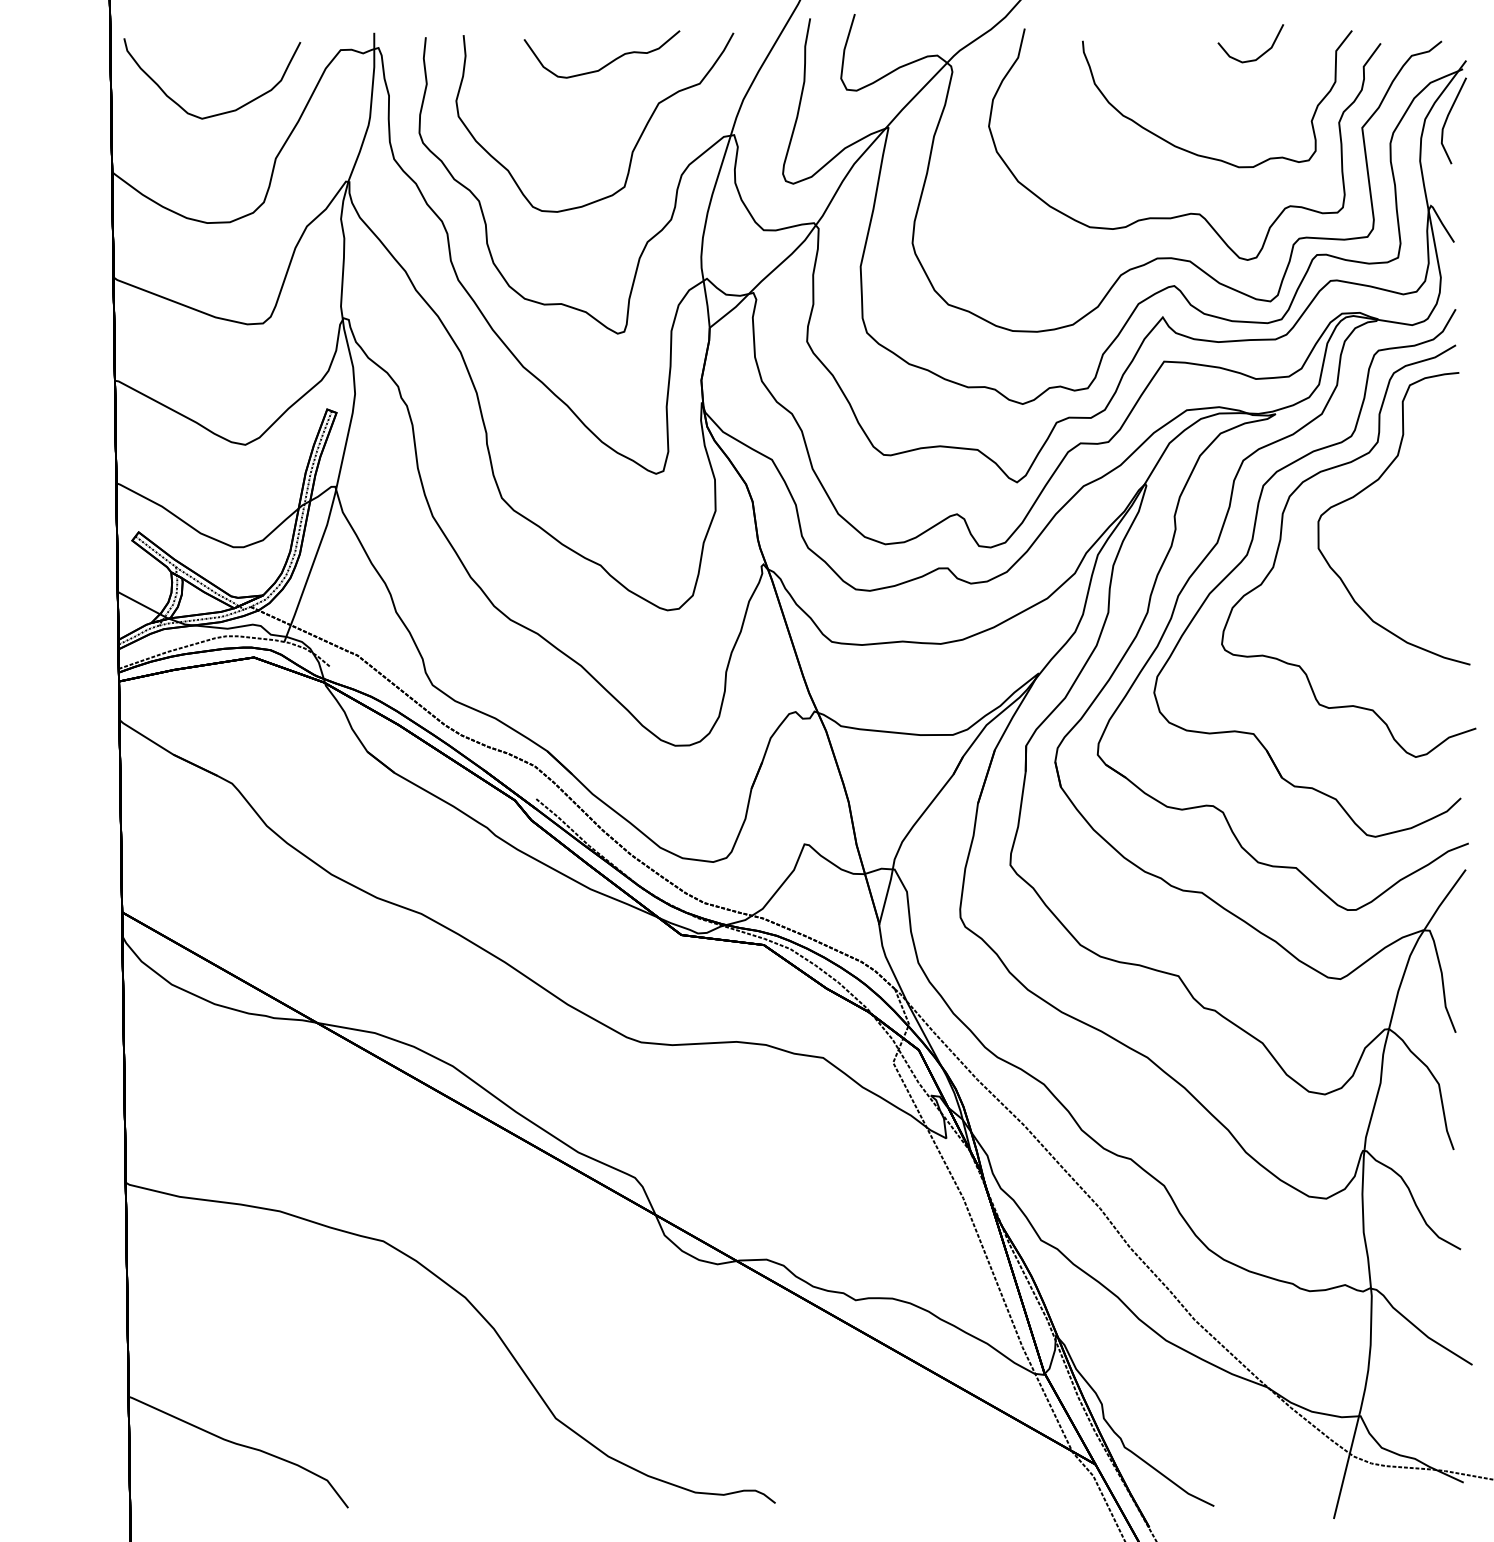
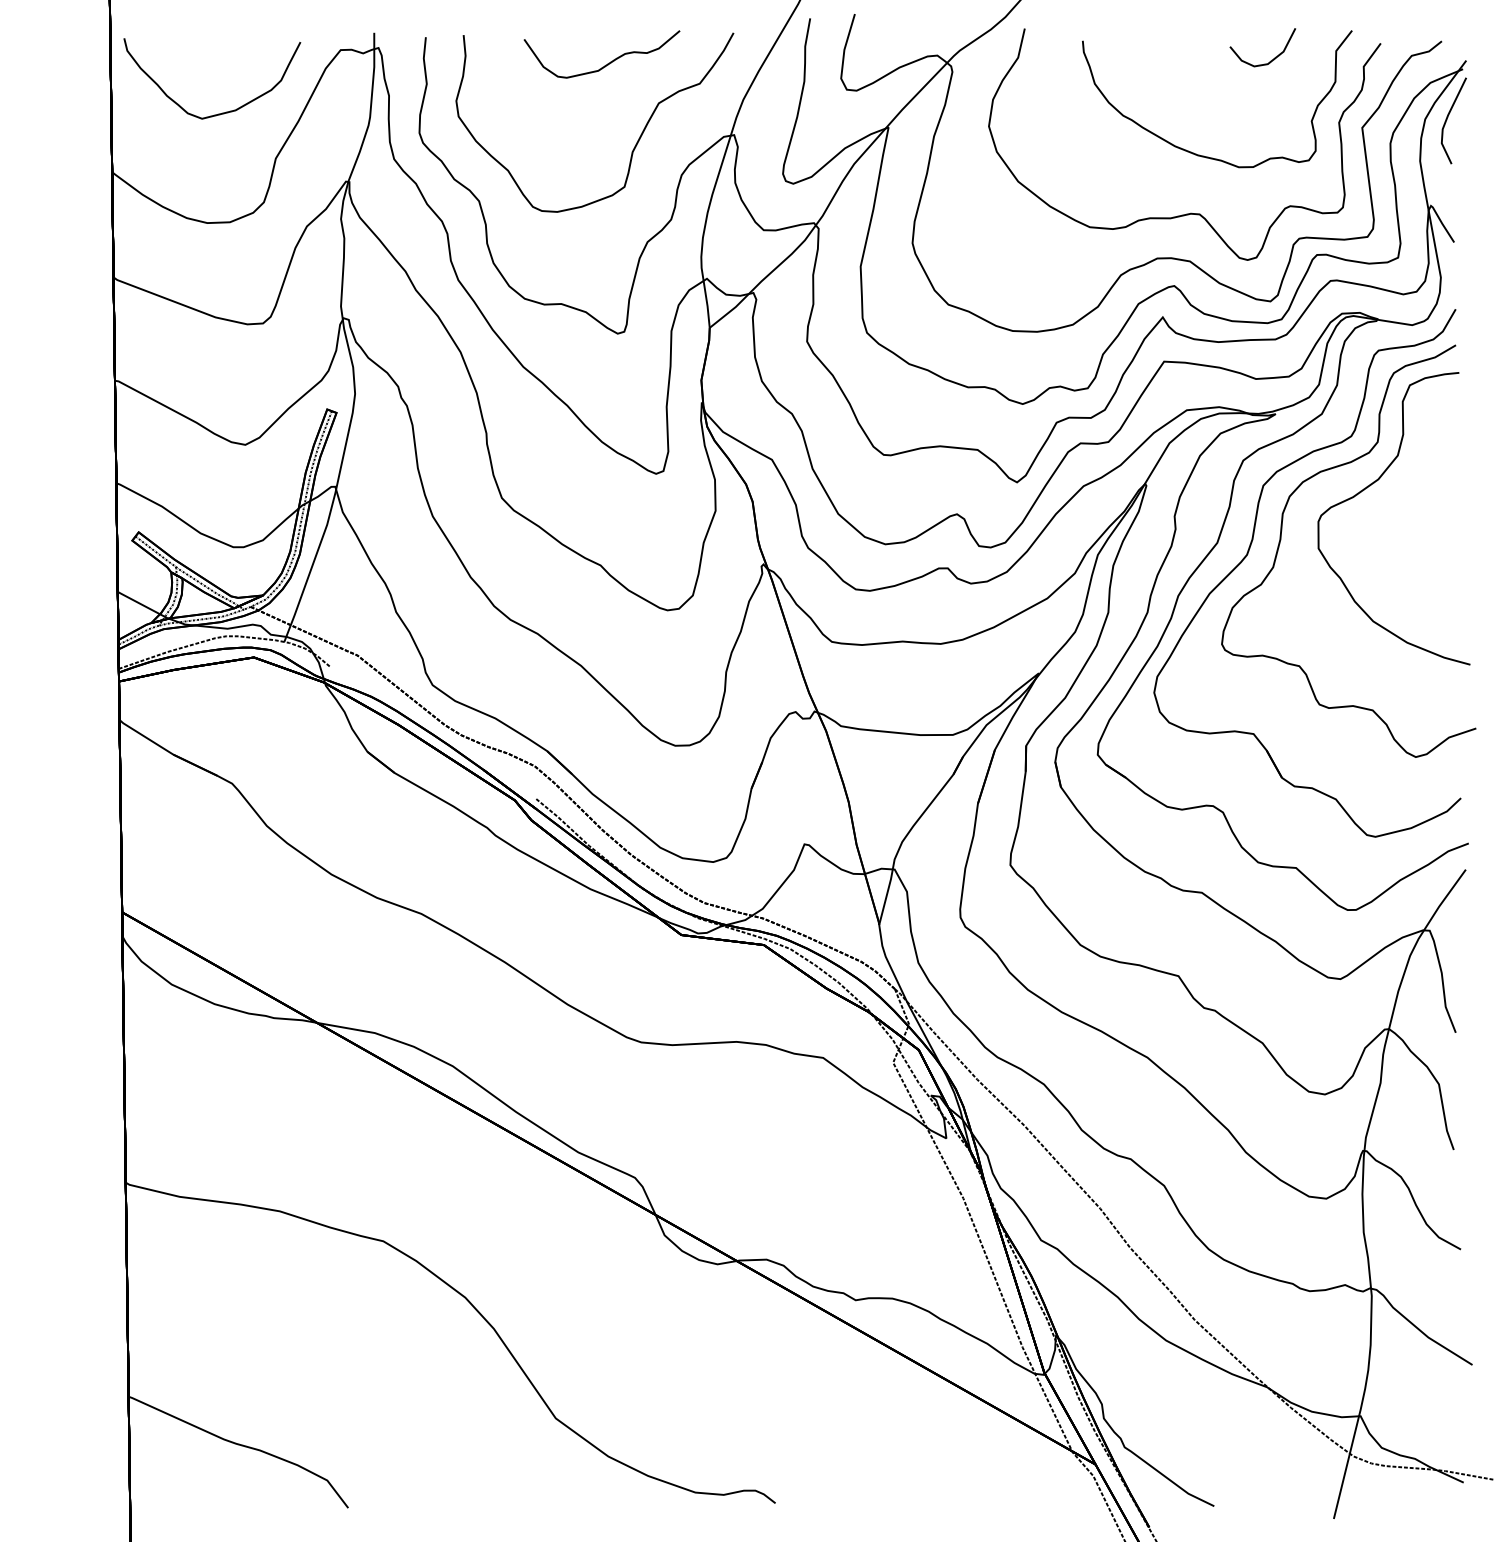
part position: (1258, 56) -> (1270, 60) (1270, 60)
